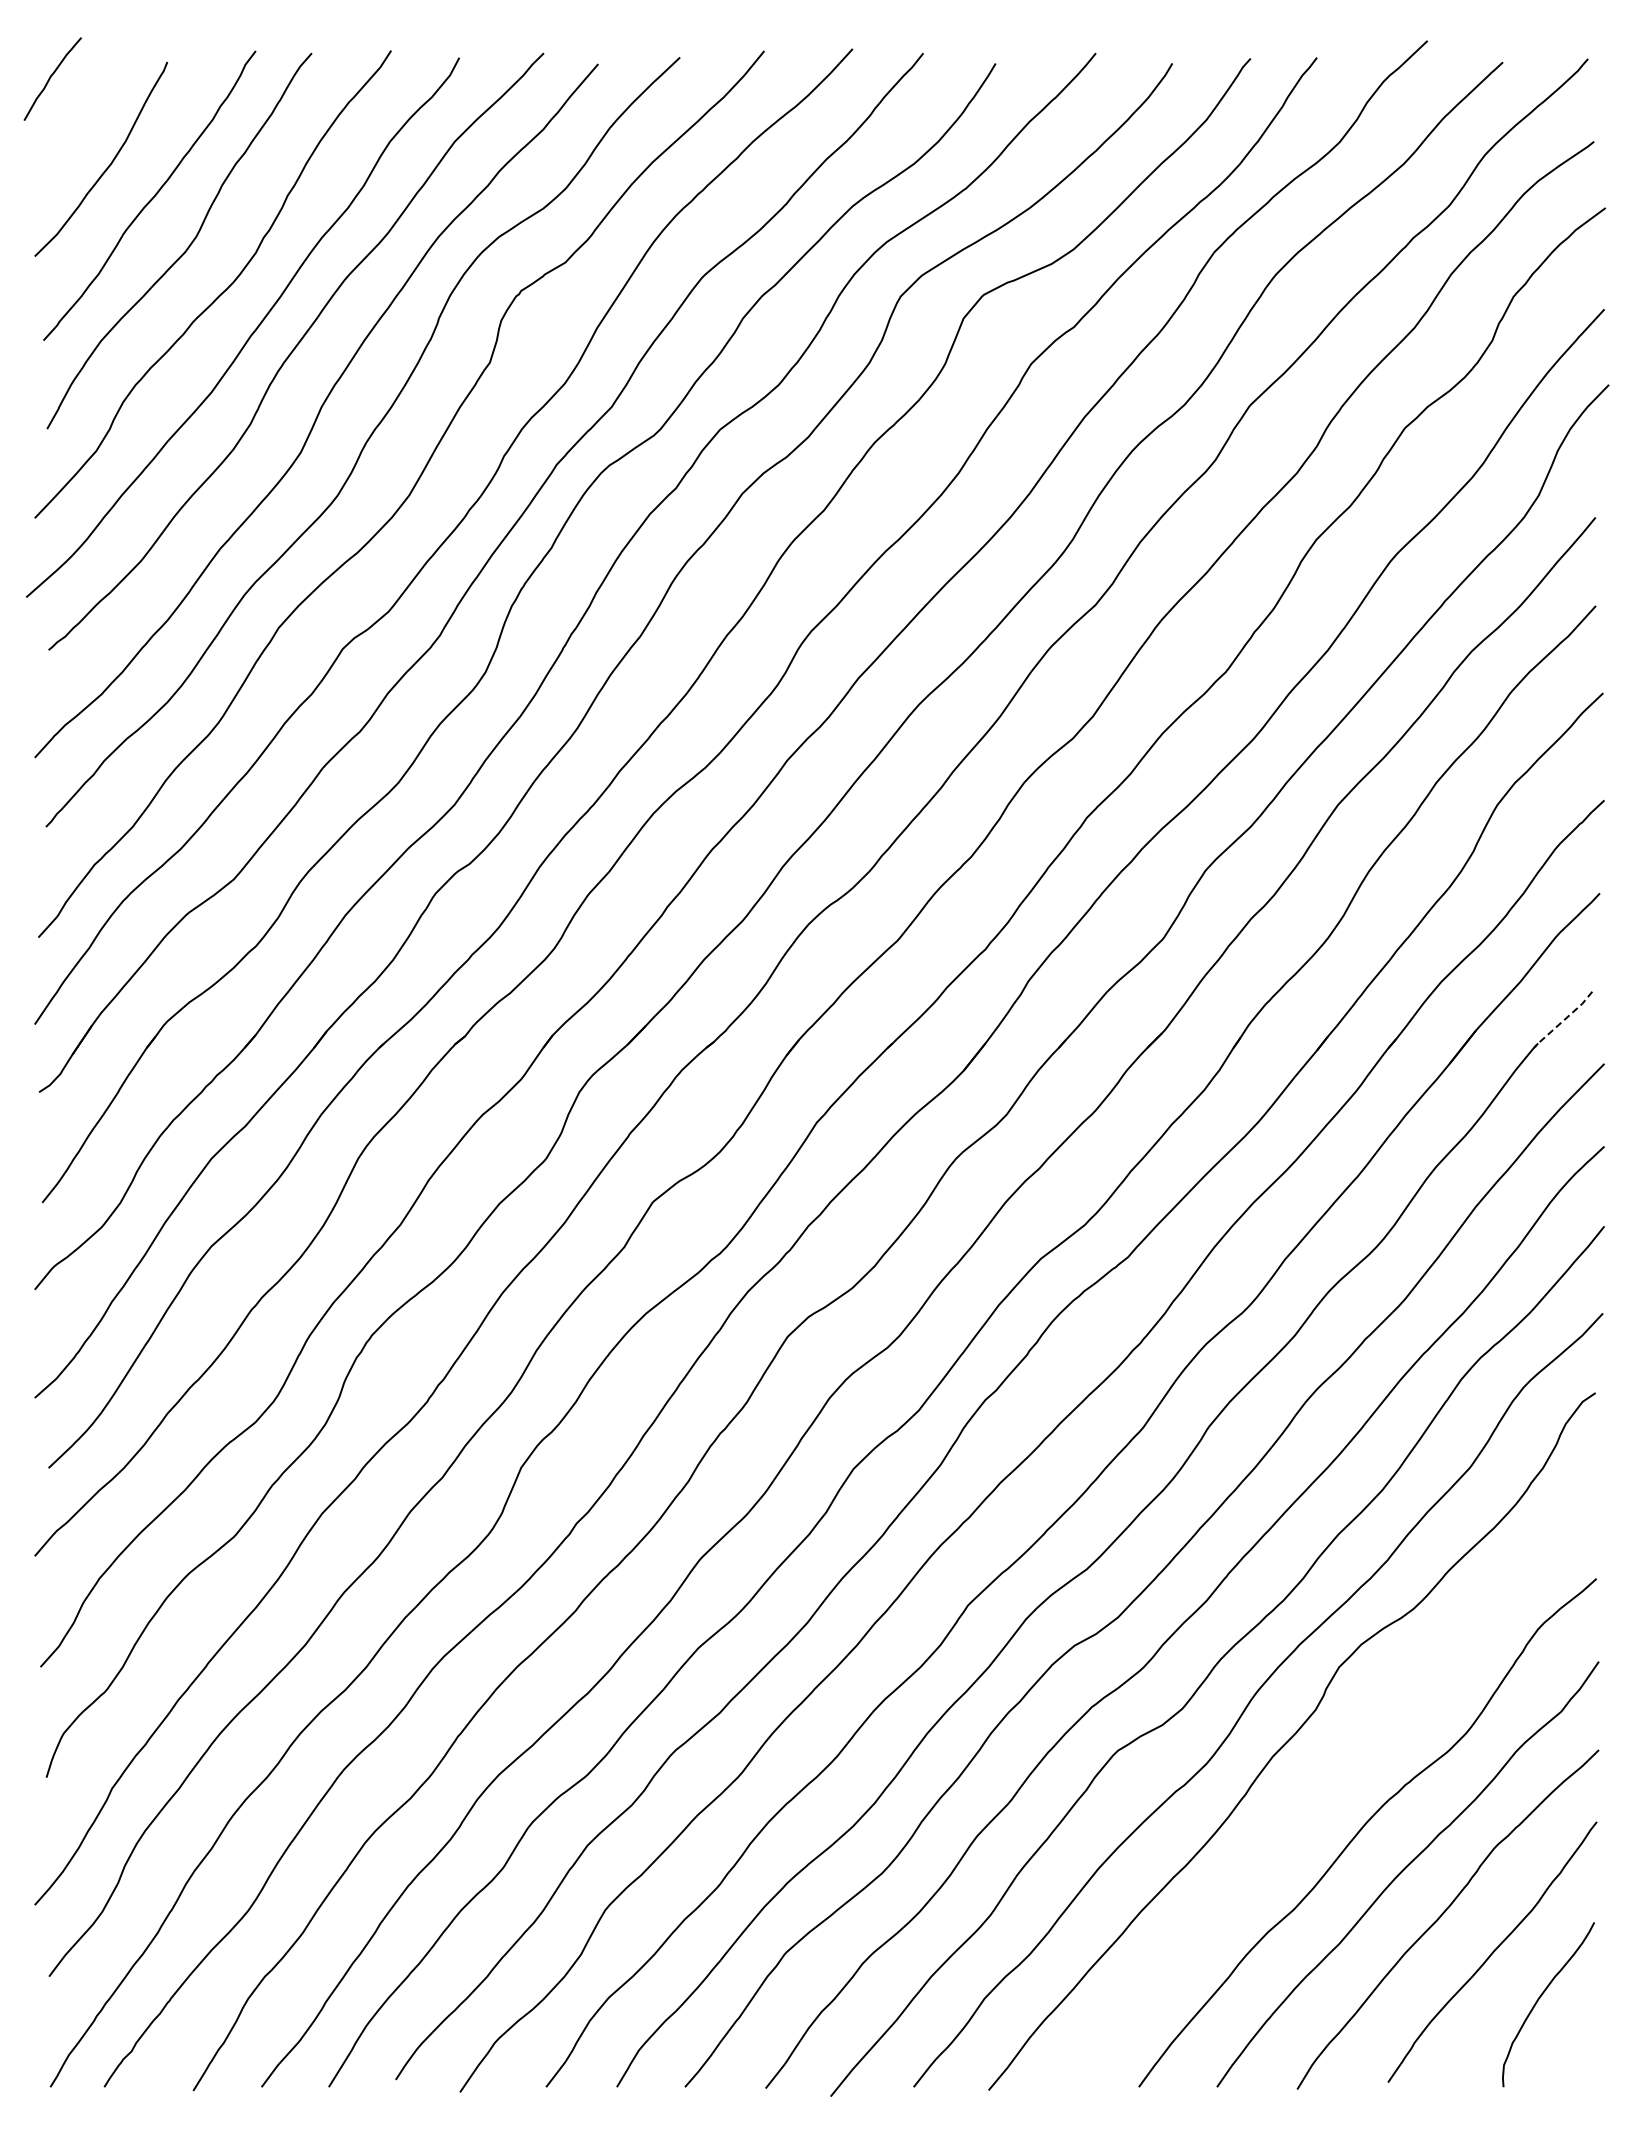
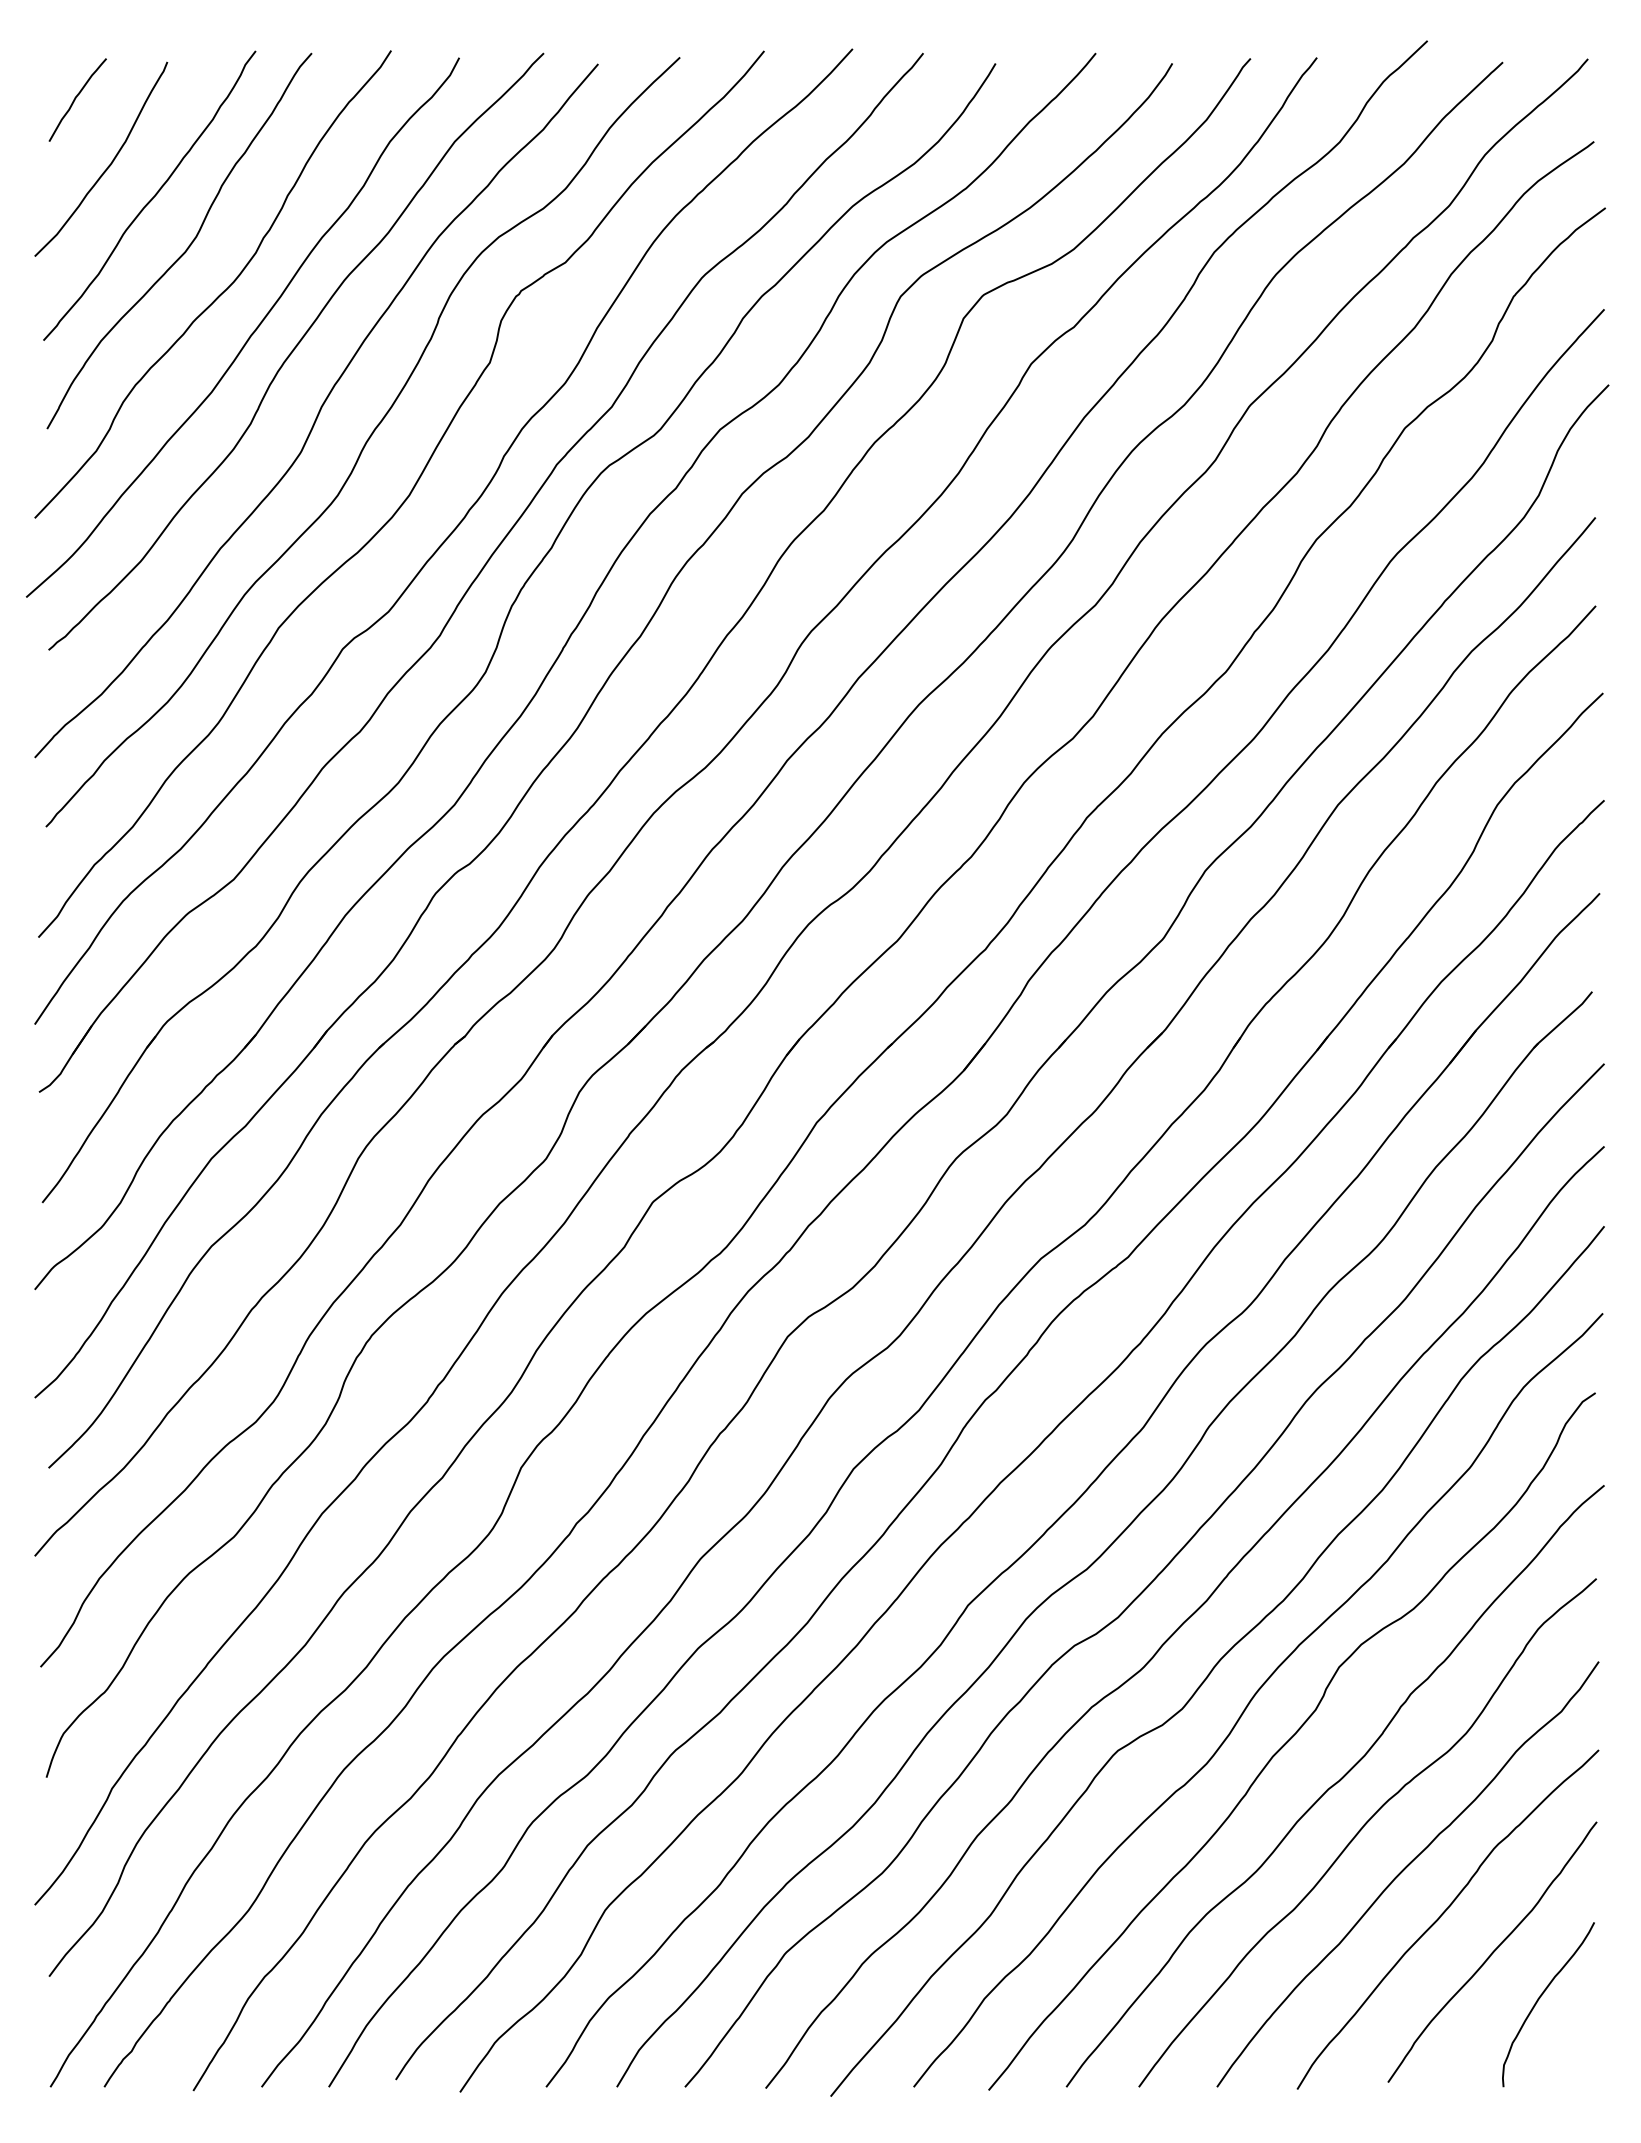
curve position: (51, 77) -> (76, 98) (76, 98)
line: dashed -> solid (1563, 1021)
curve: none -> present (1334, 1785)
